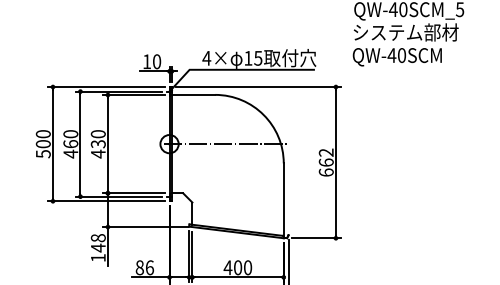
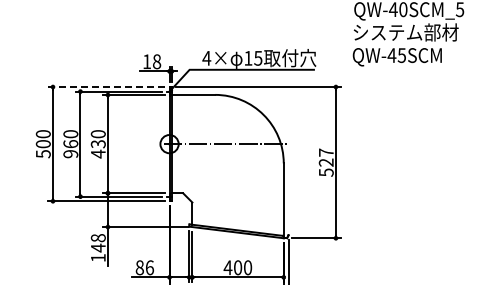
text: QW-40SCM -> QW-45SCM (401, 55)
text: 10 -> 18 (157, 61)
line: solid -> dashed (106, 87)
text: 460 -> 960 (70, 153)
text: 662 -> 527 (325, 162)
